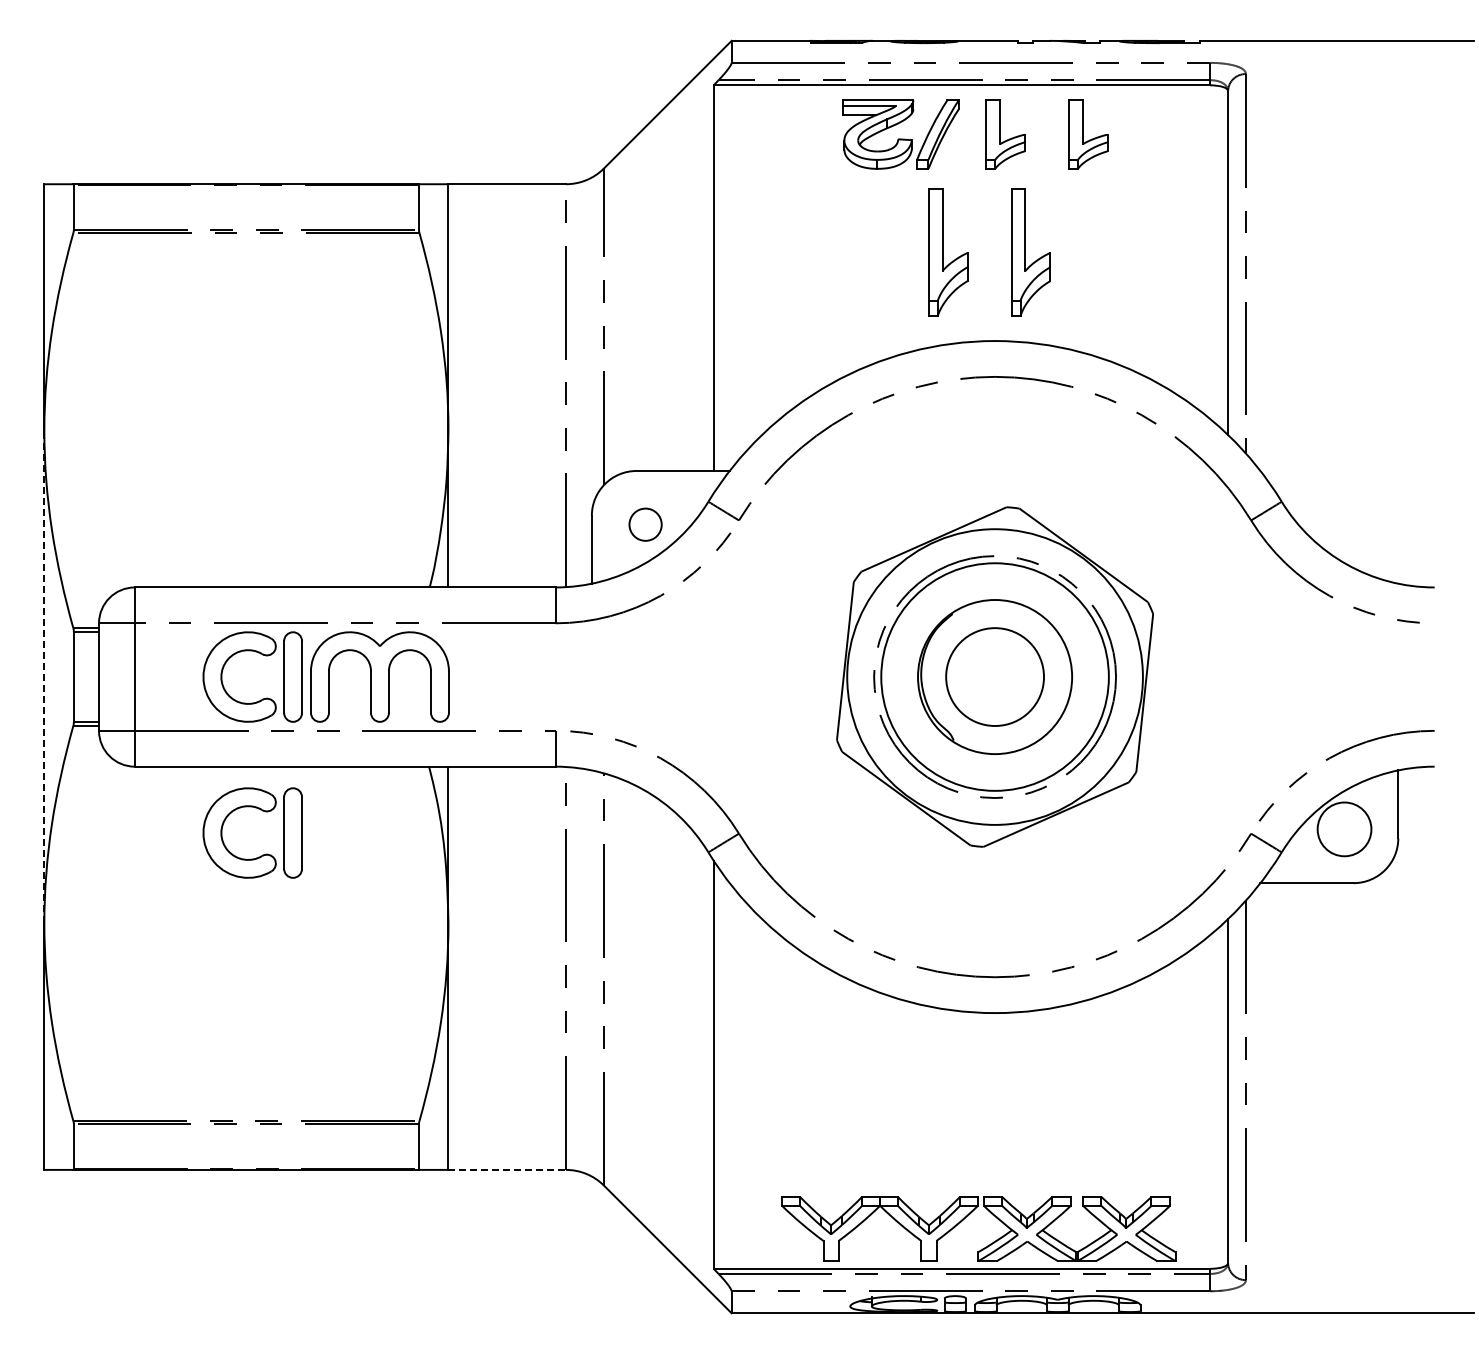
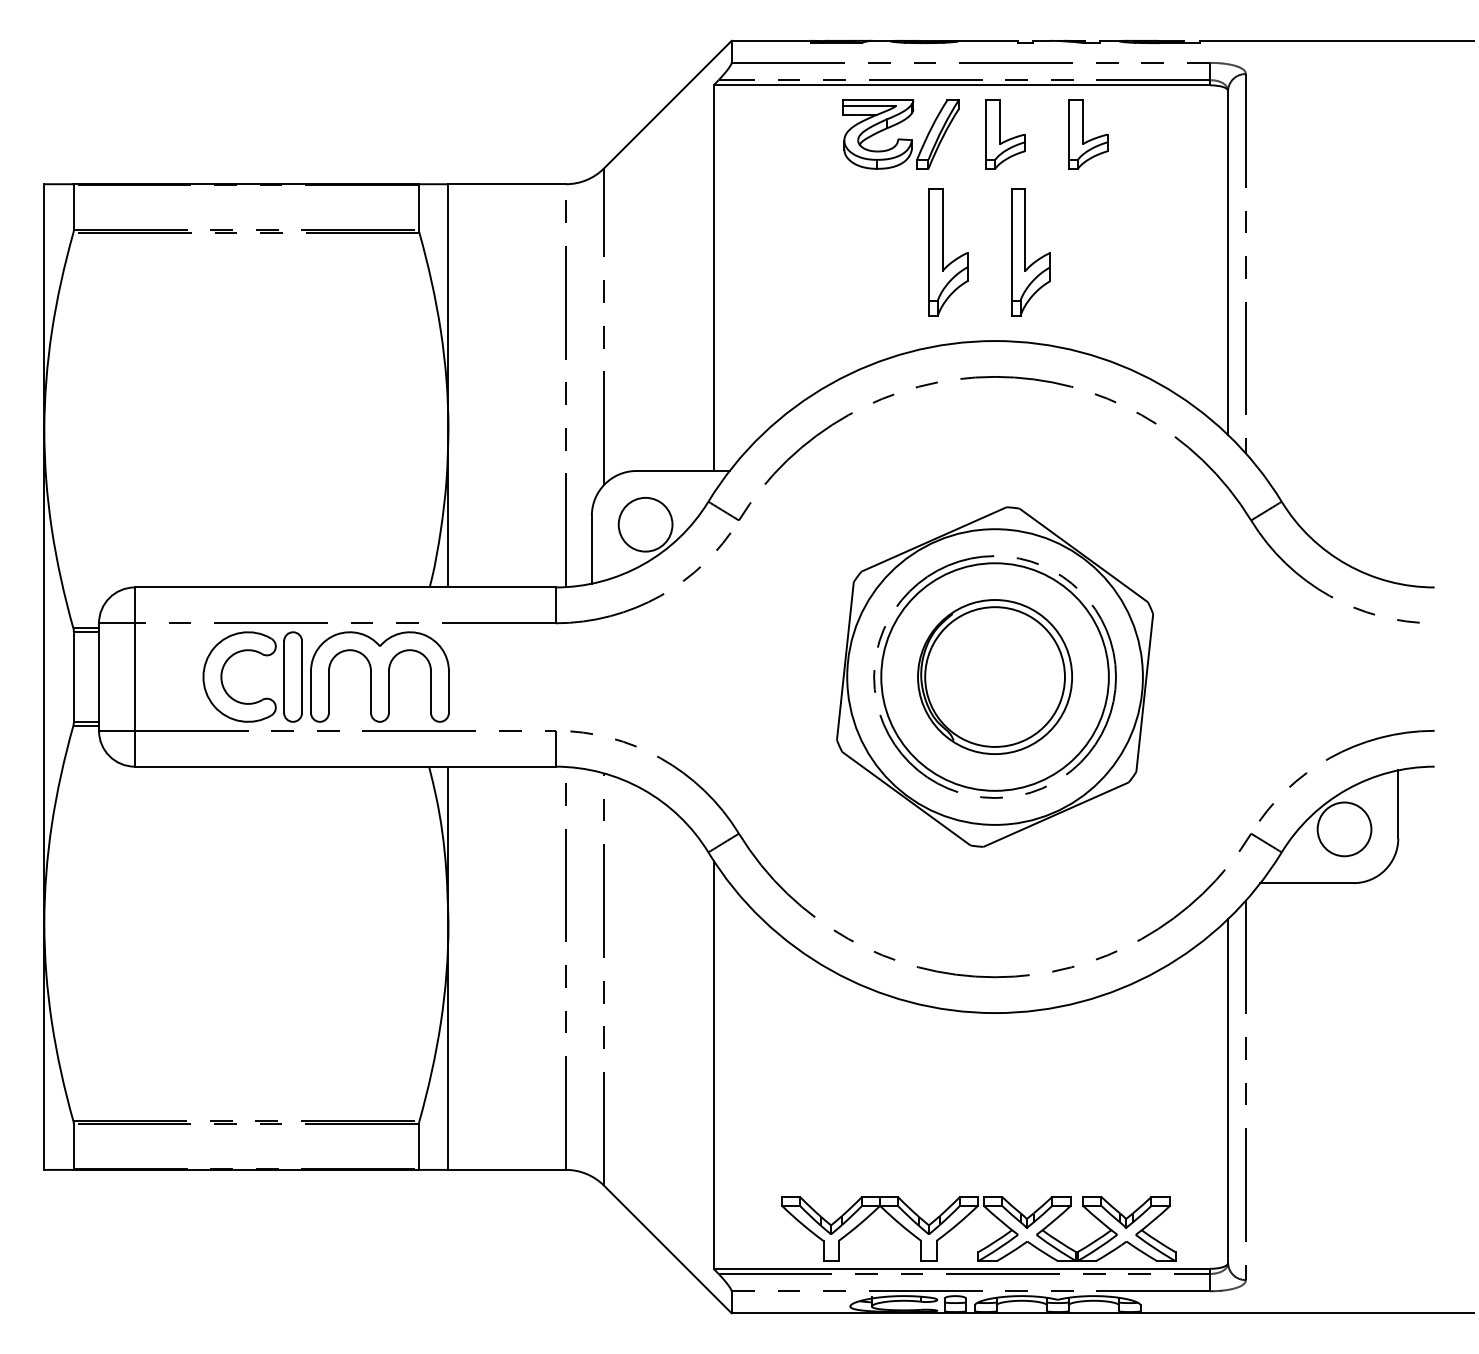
circle diameter: 32 px -> 54 px (645, 524)
line: dashed -> solid (44, 676)
circle diameter: 98 px -> 140 px (994, 676)
part: present -> none (262, 811)
line: dashed -> solid (507, 1169)
